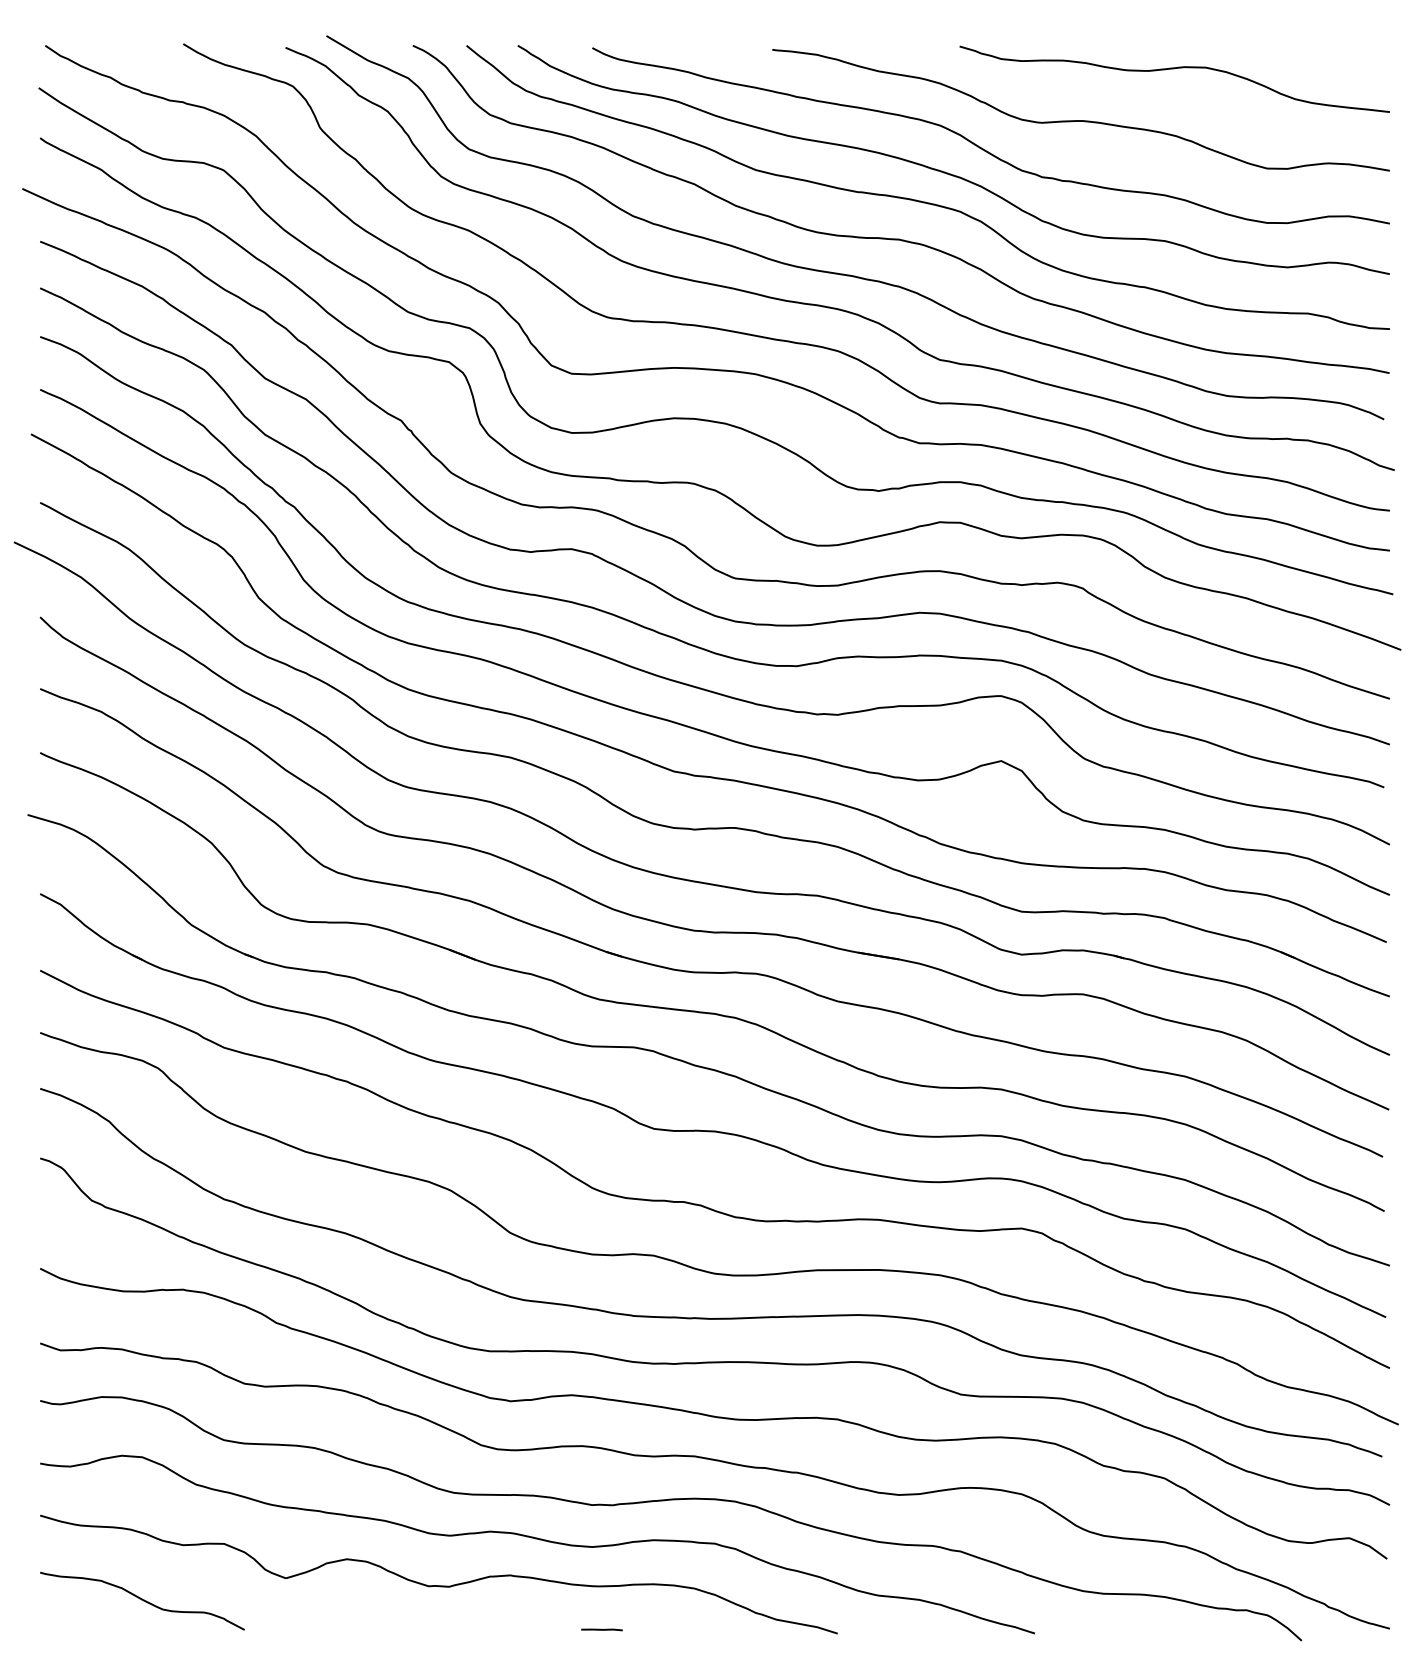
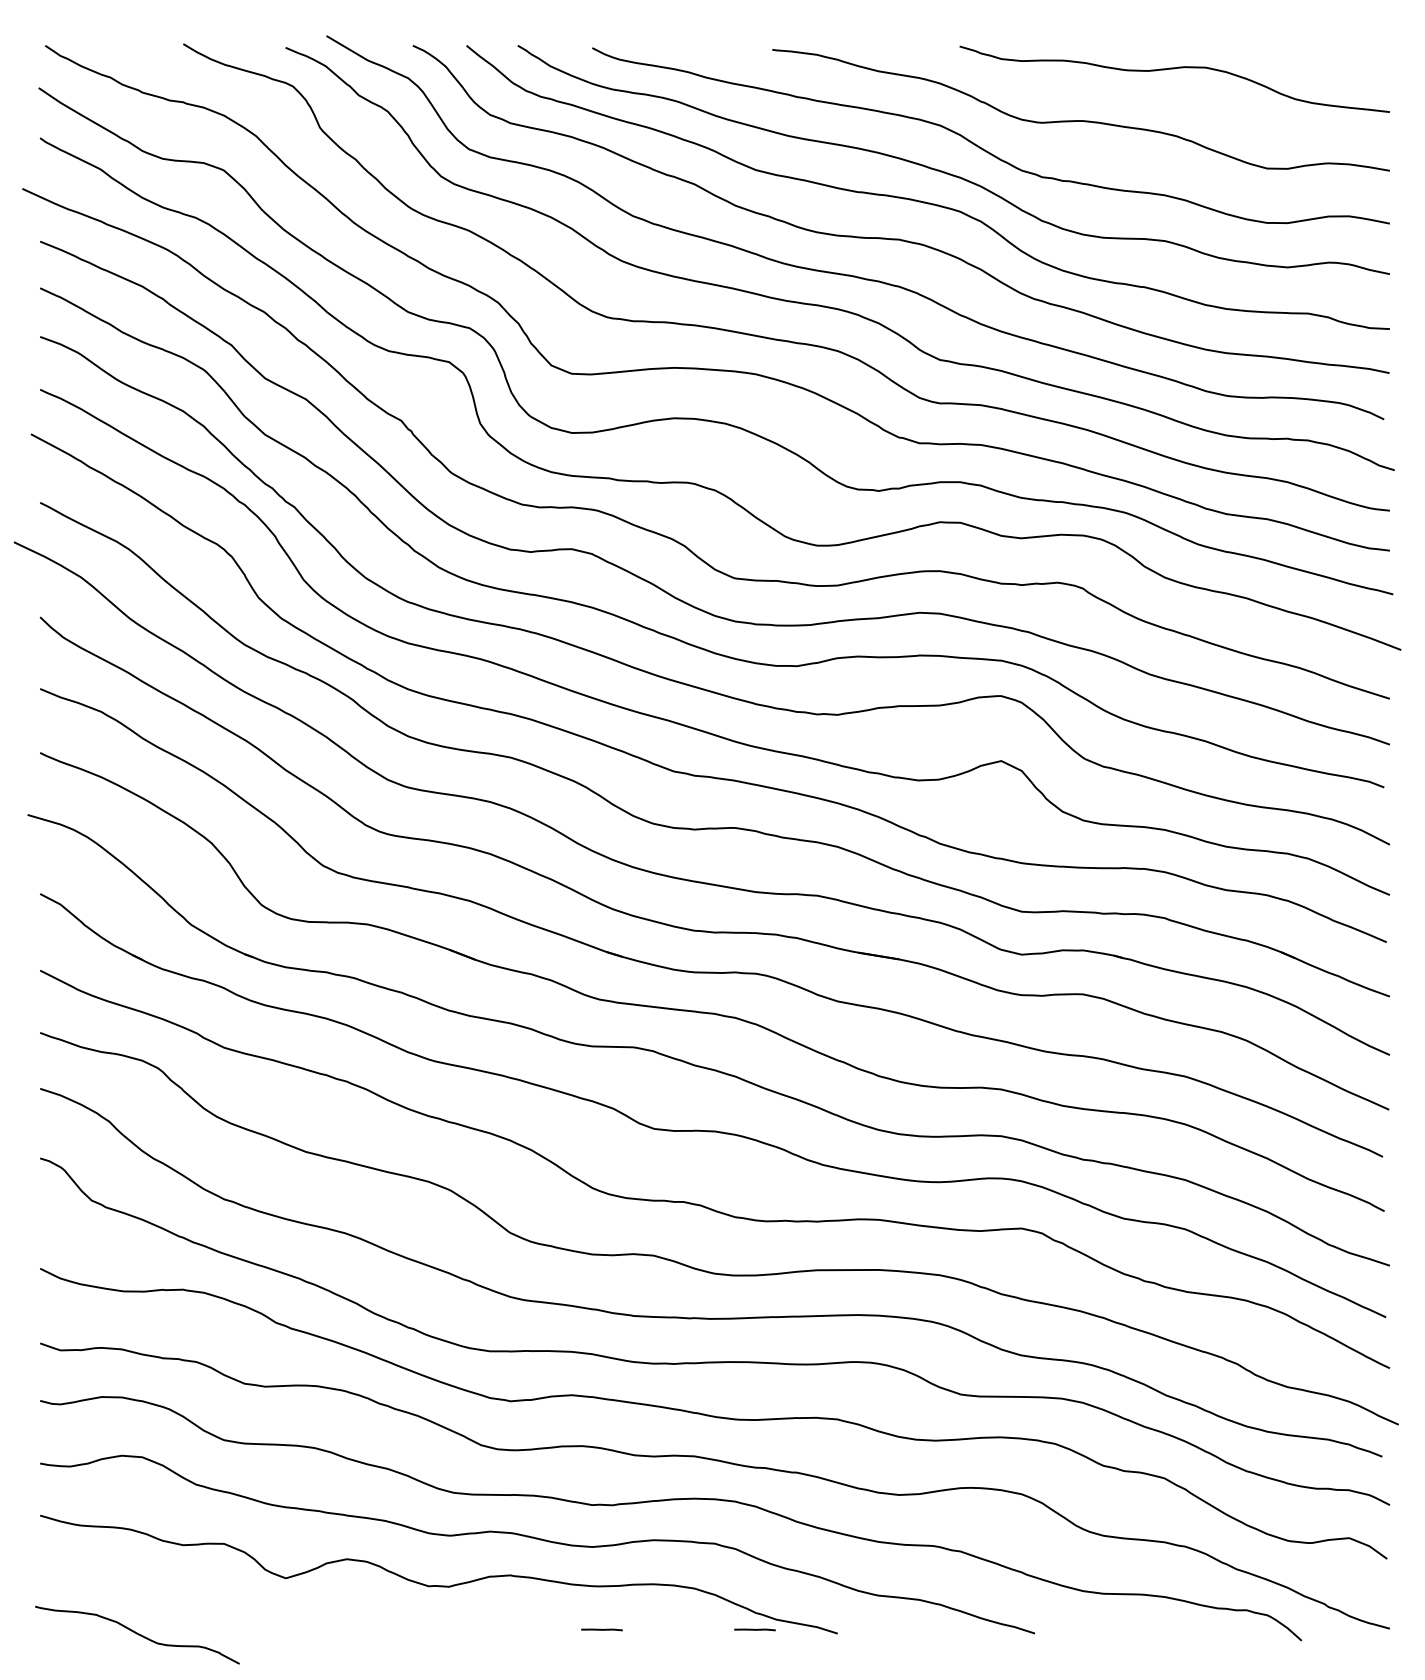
curve position: (142, 1600) -> (137, 1634) (137, 1634)
line: none -> present (754, 1629)
